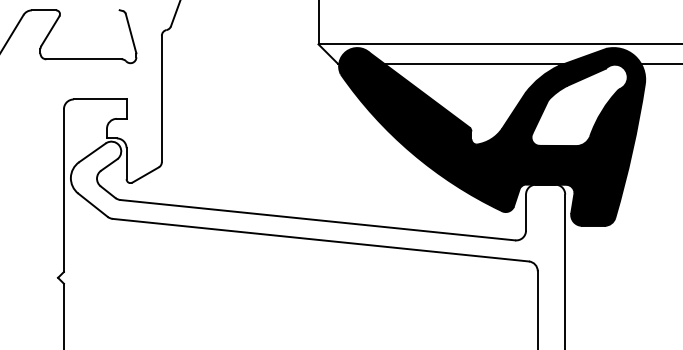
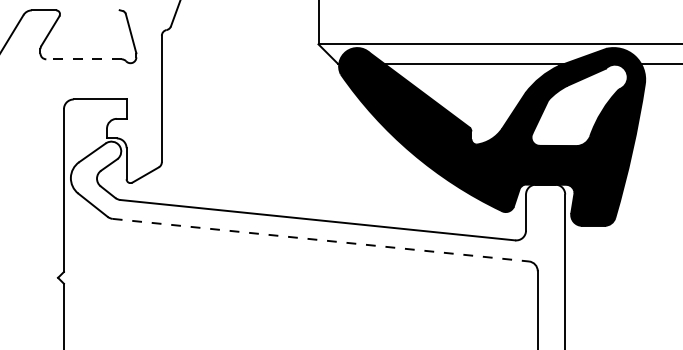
line: solid -> dashed (84, 59)
line: solid -> dashed (321, 240)
